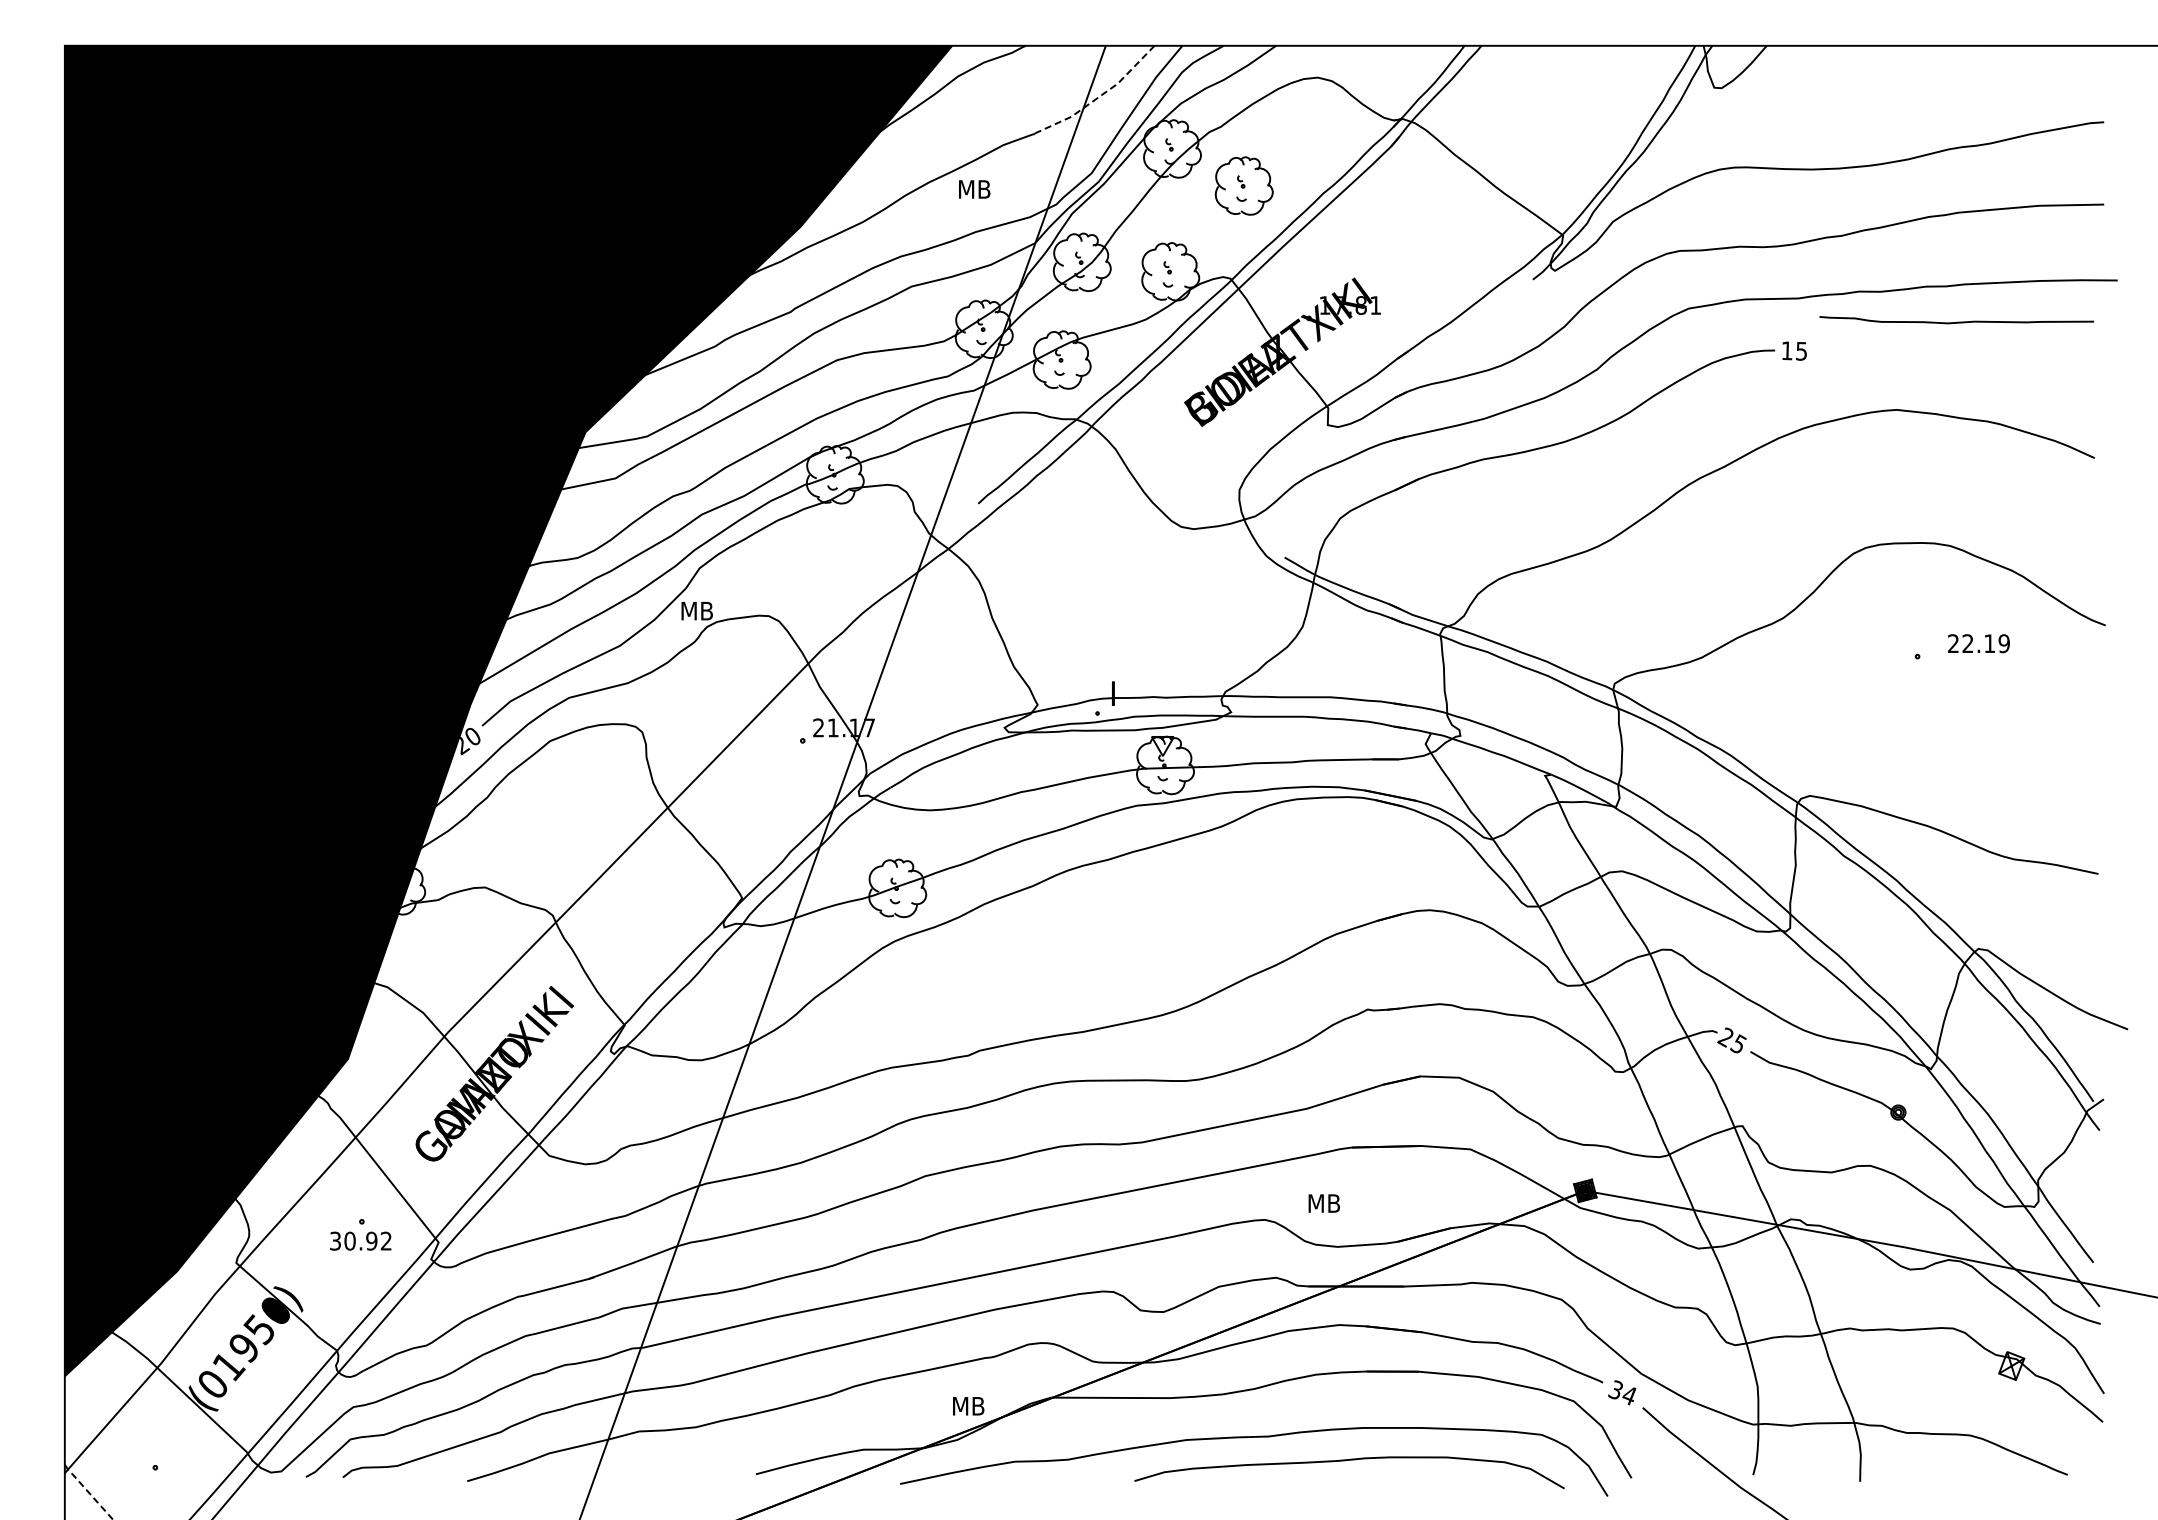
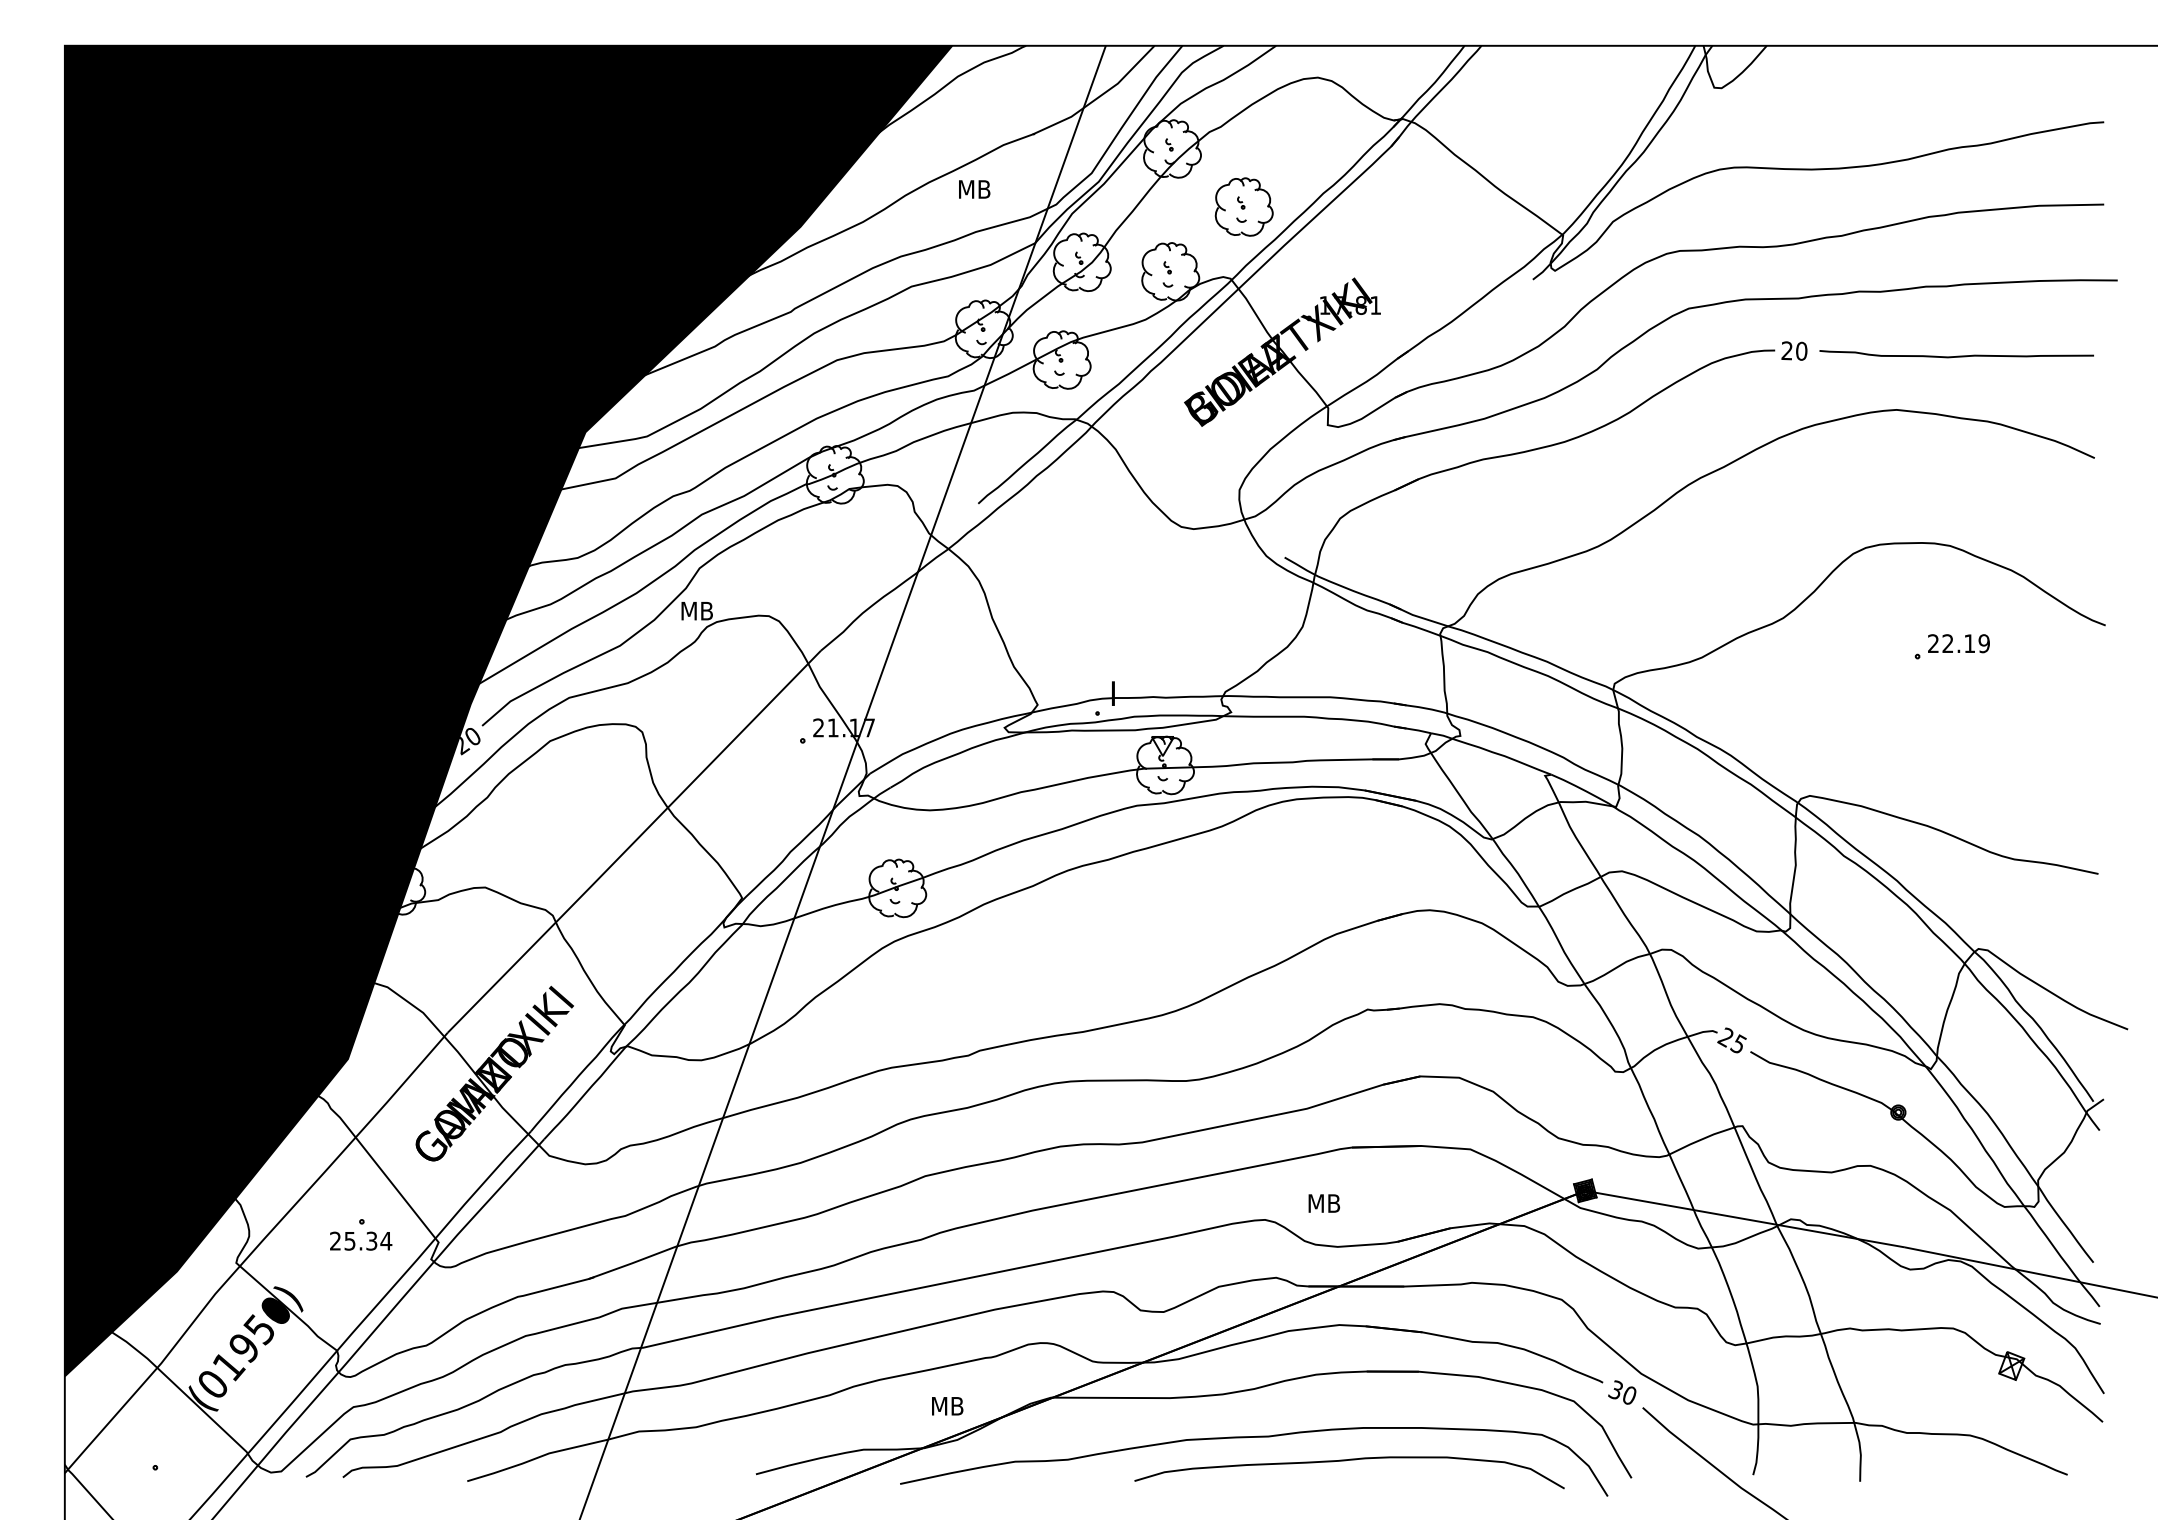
line: dashed -> solid (1098, 97)
part position: (1243, 185) -> (1243, 206) (1243, 206)
curve position: (1956, 321) -> (1956, 355) (1956, 355)
text: 15 -> 20 (1794, 350)
text position: (1978, 643) -> (1958, 643) (1958, 643)
text: 30.92 -> 25.34 (361, 1240)
text: 34 -> 30 (1629, 1395)
text position: (968, 1406) -> (947, 1406) (947, 1406)
line: dashed -> solid (87, 1491)
